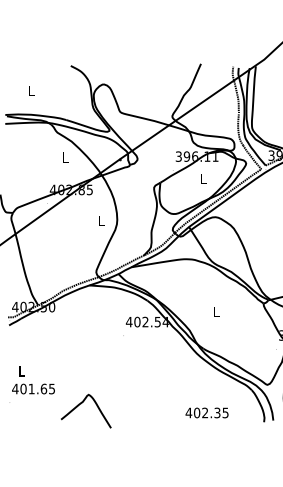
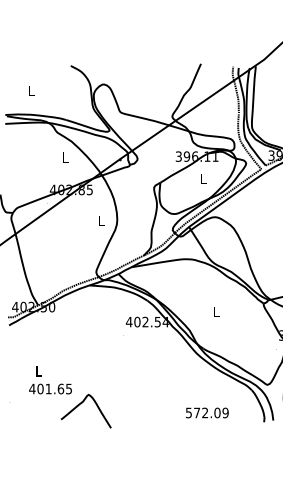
text position: (33, 380) -> (50, 380) (50, 380)
text: 402.35 -> 572.09 (206, 412)
